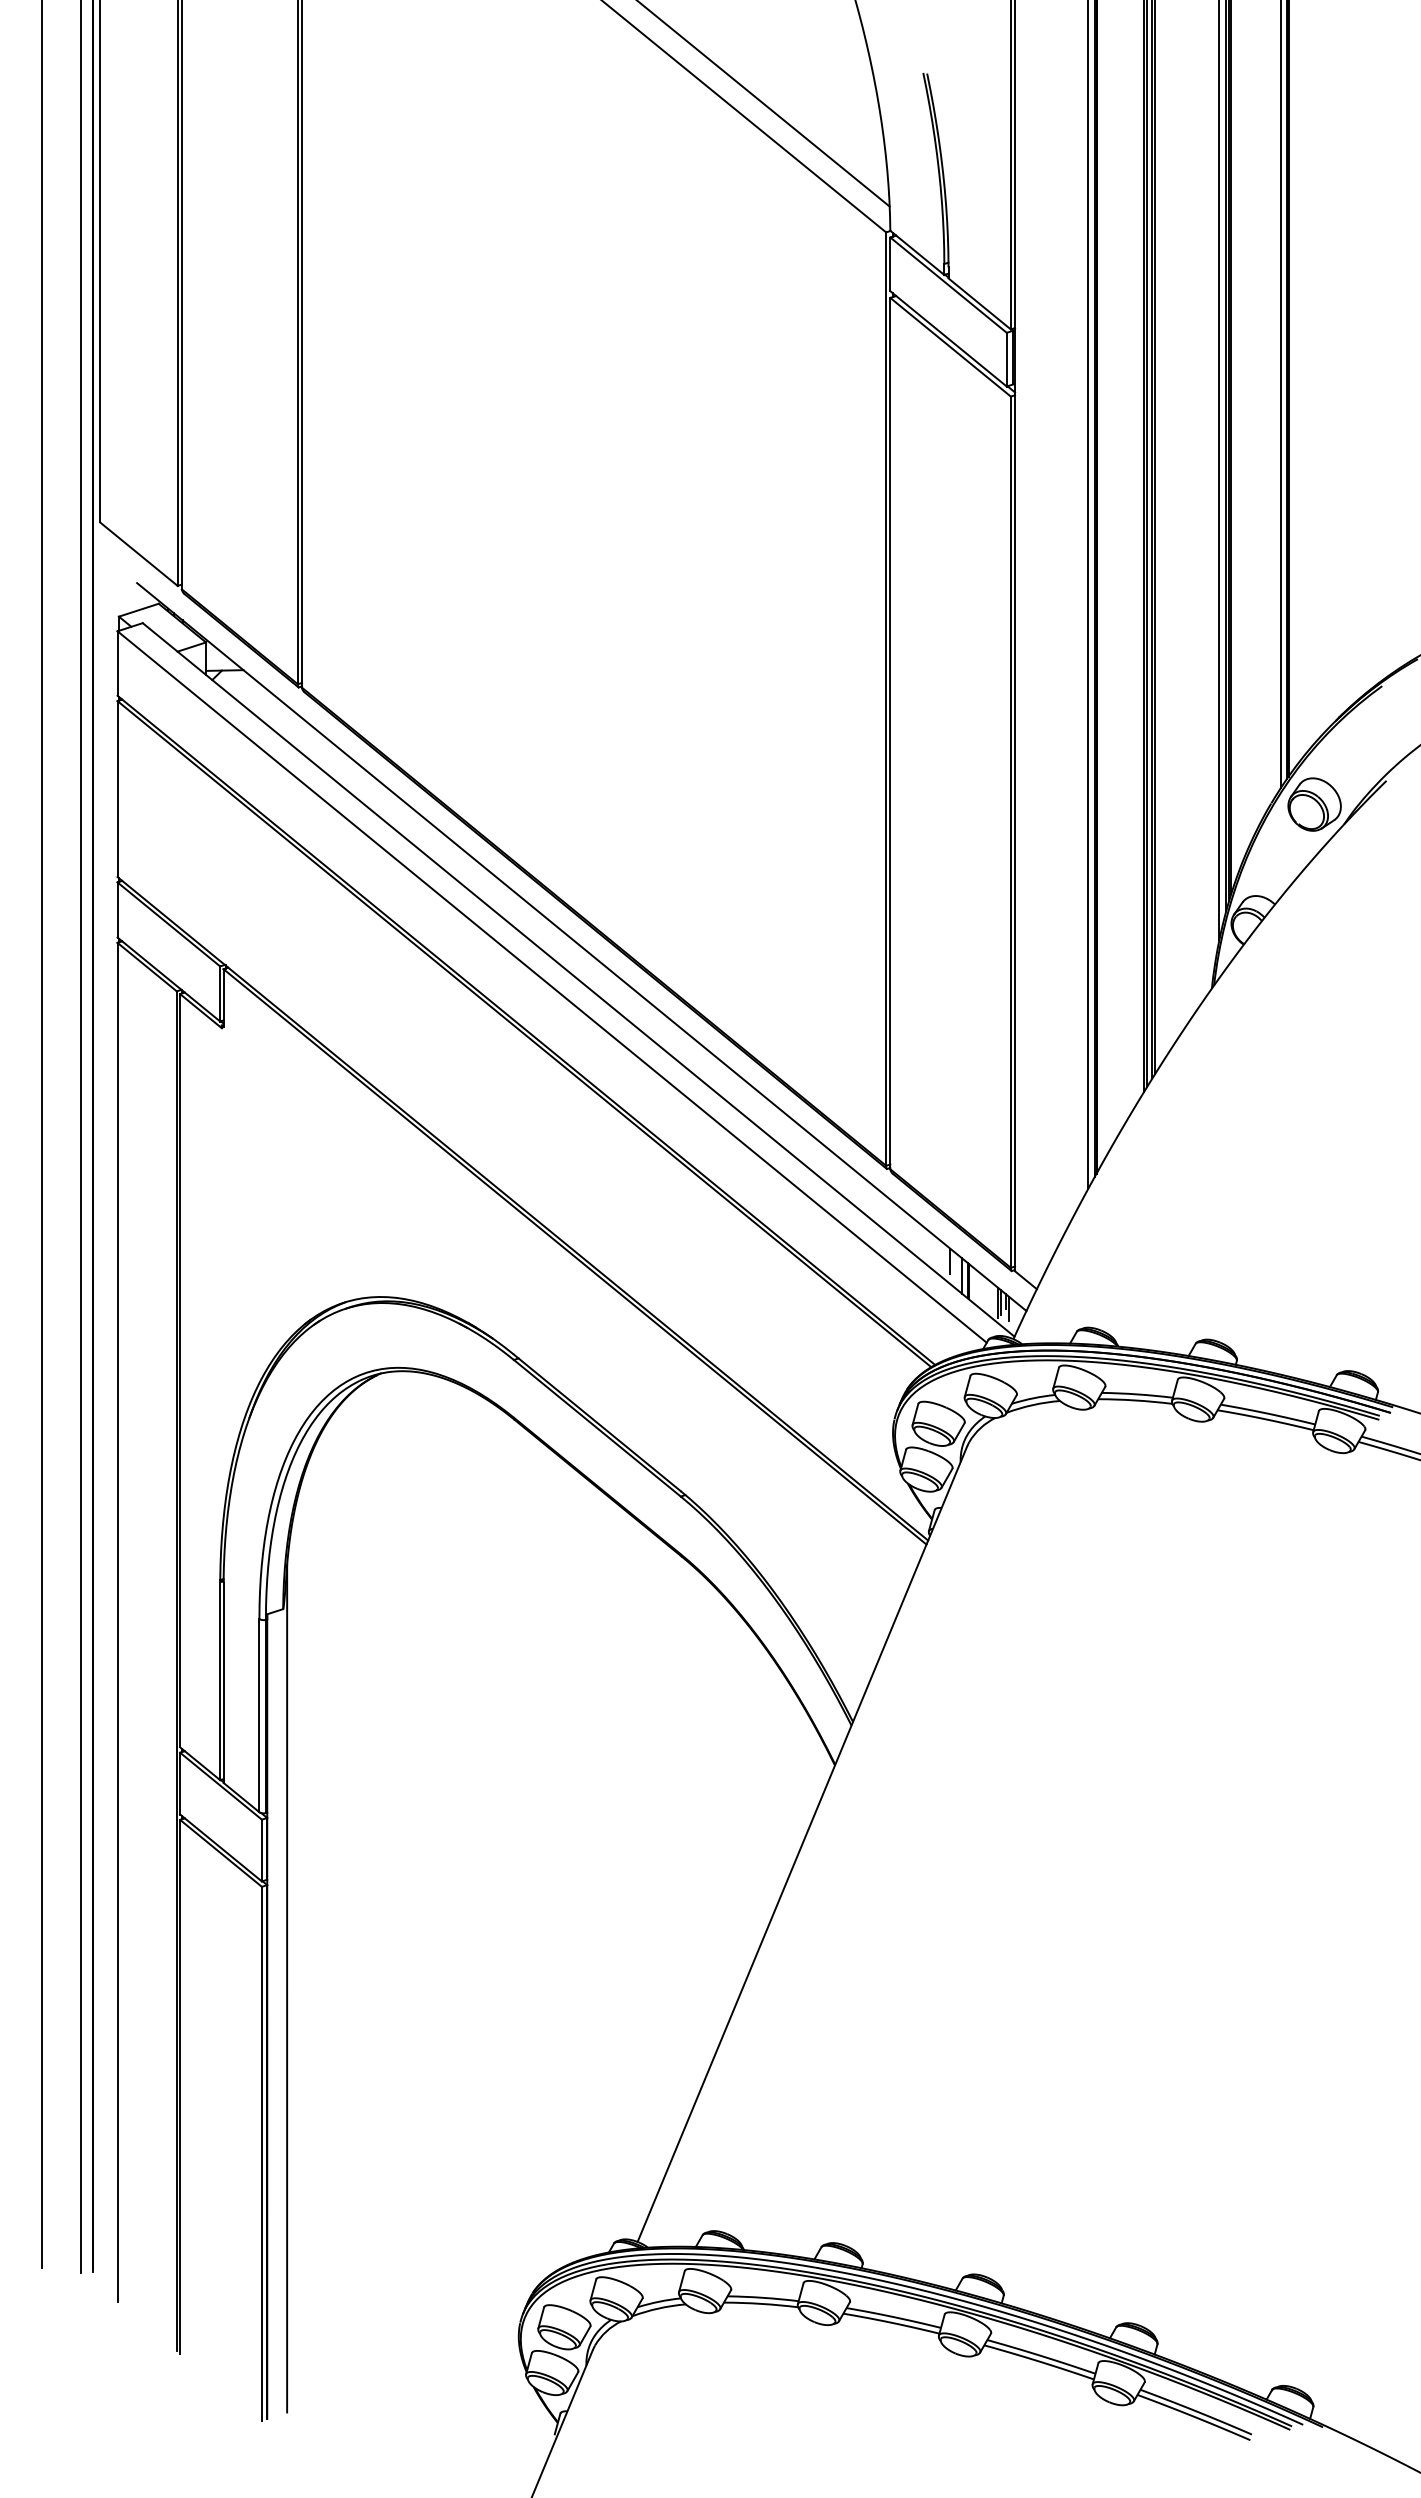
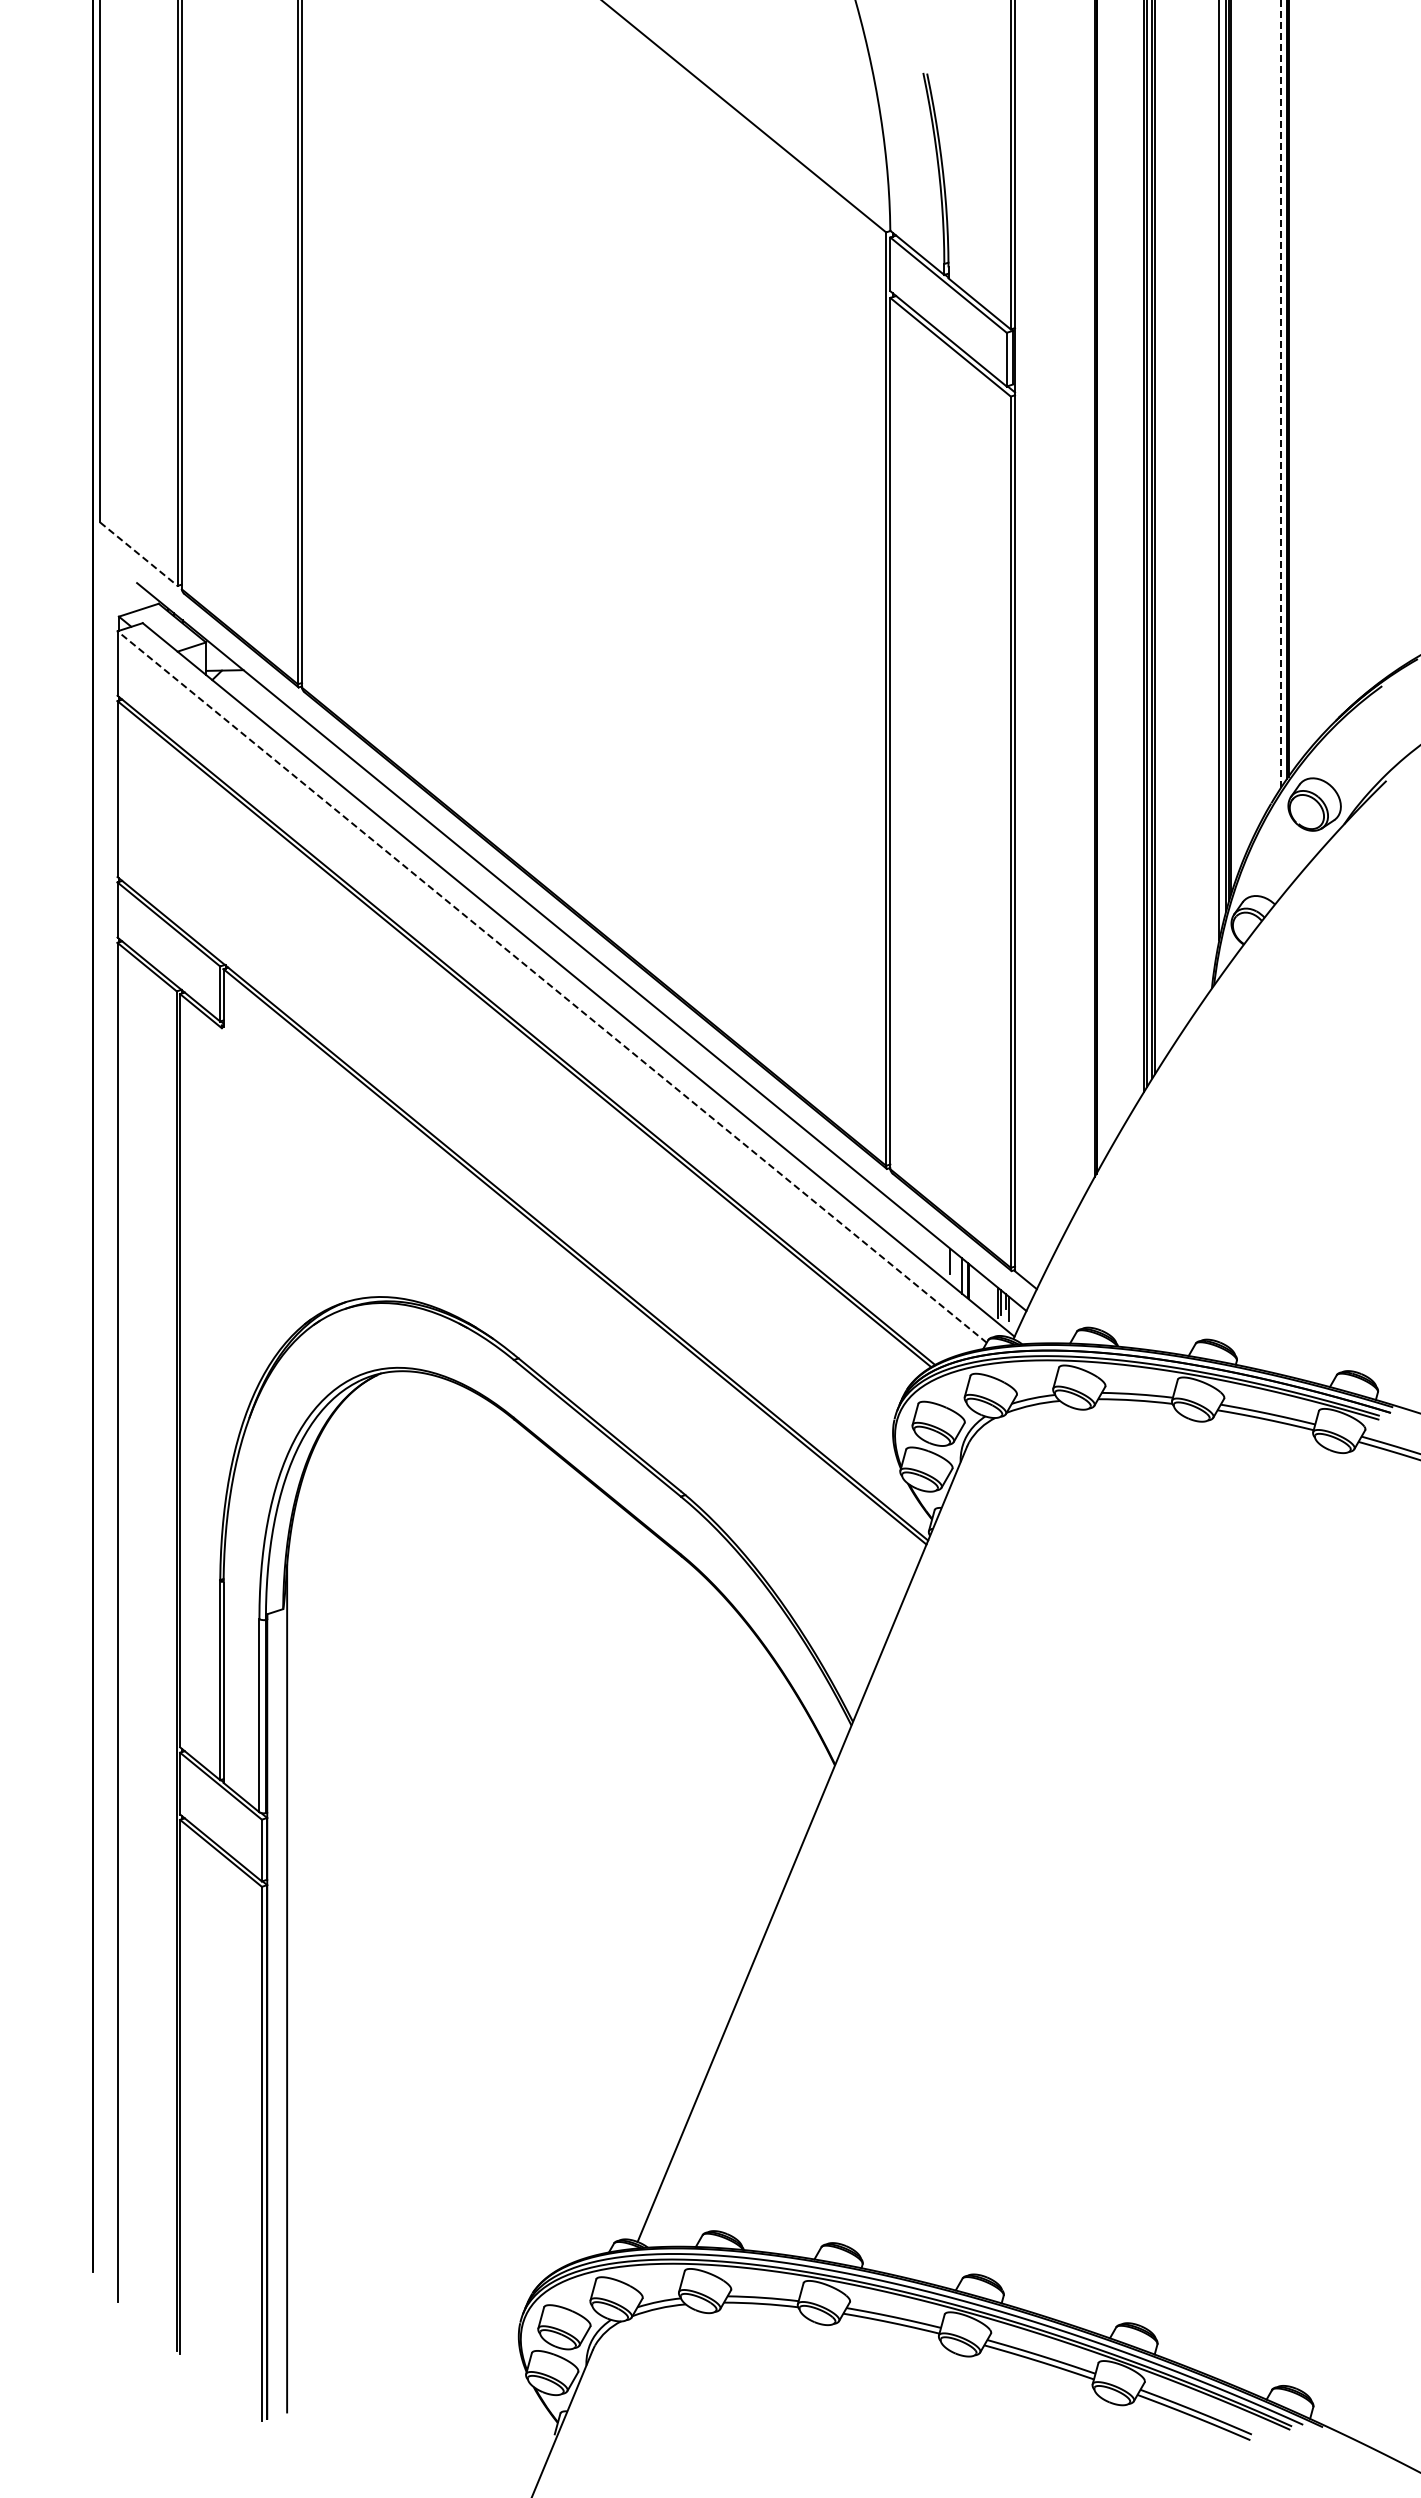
line: present -> none (764, 104)
line: solid -> dashed (1280, 394)
line: solid -> dashed (139, 554)
line: present -> none (1088, 595)
line: solid -> dashed (552, 987)
line: present -> none (42, 1135)
line: present -> none (80, 1137)
